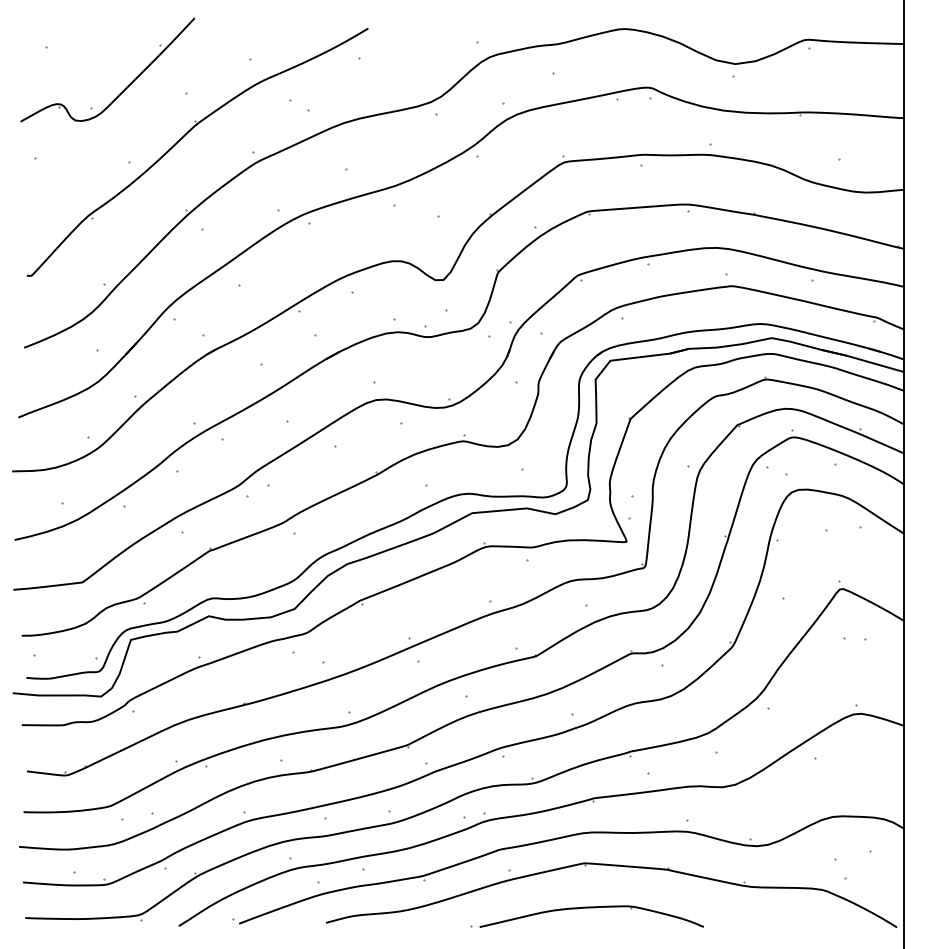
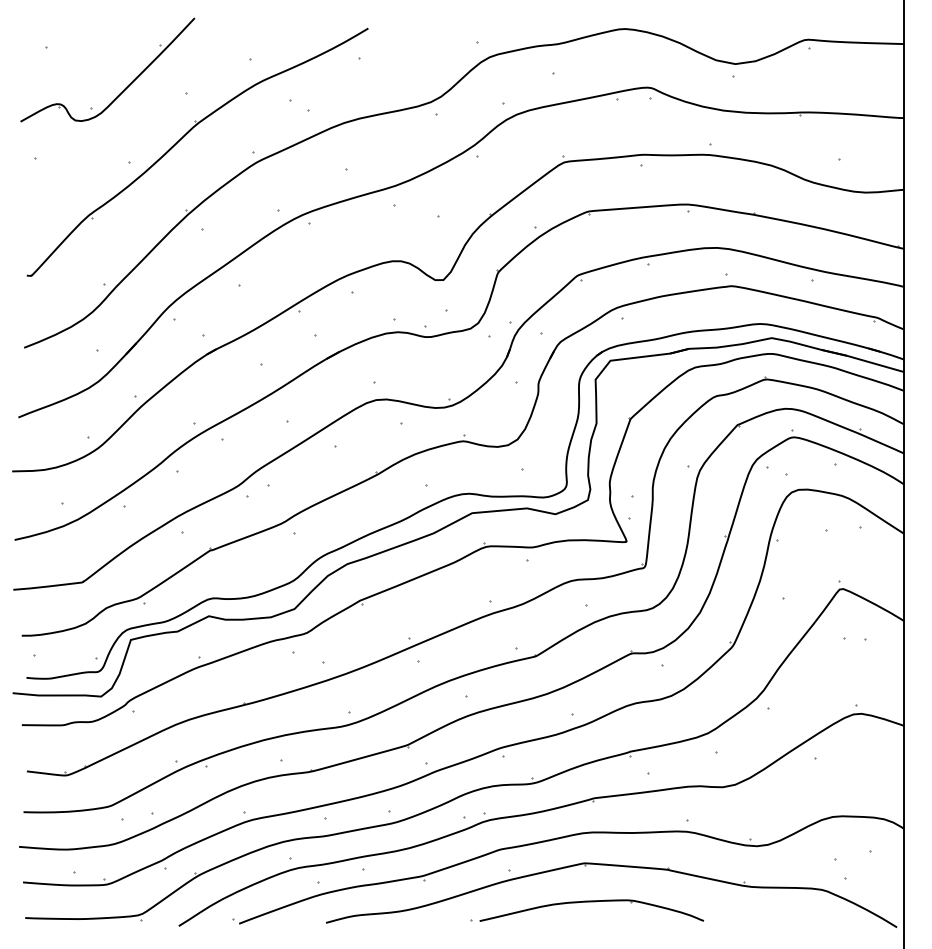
part position: (587, 908) -> (587, 902) (587, 902)
